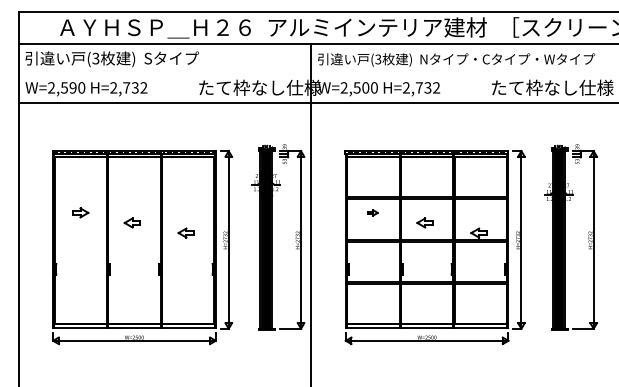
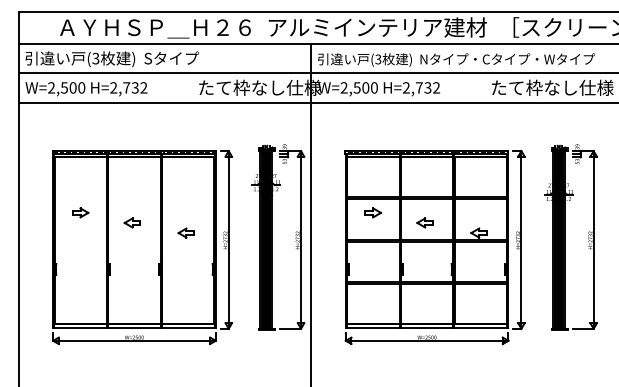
line: none -> present (316, 73)
text: W=2,590 -> W=2,500 (72, 87)
part size: 12x8 px -> 18x12 px (372, 212)
